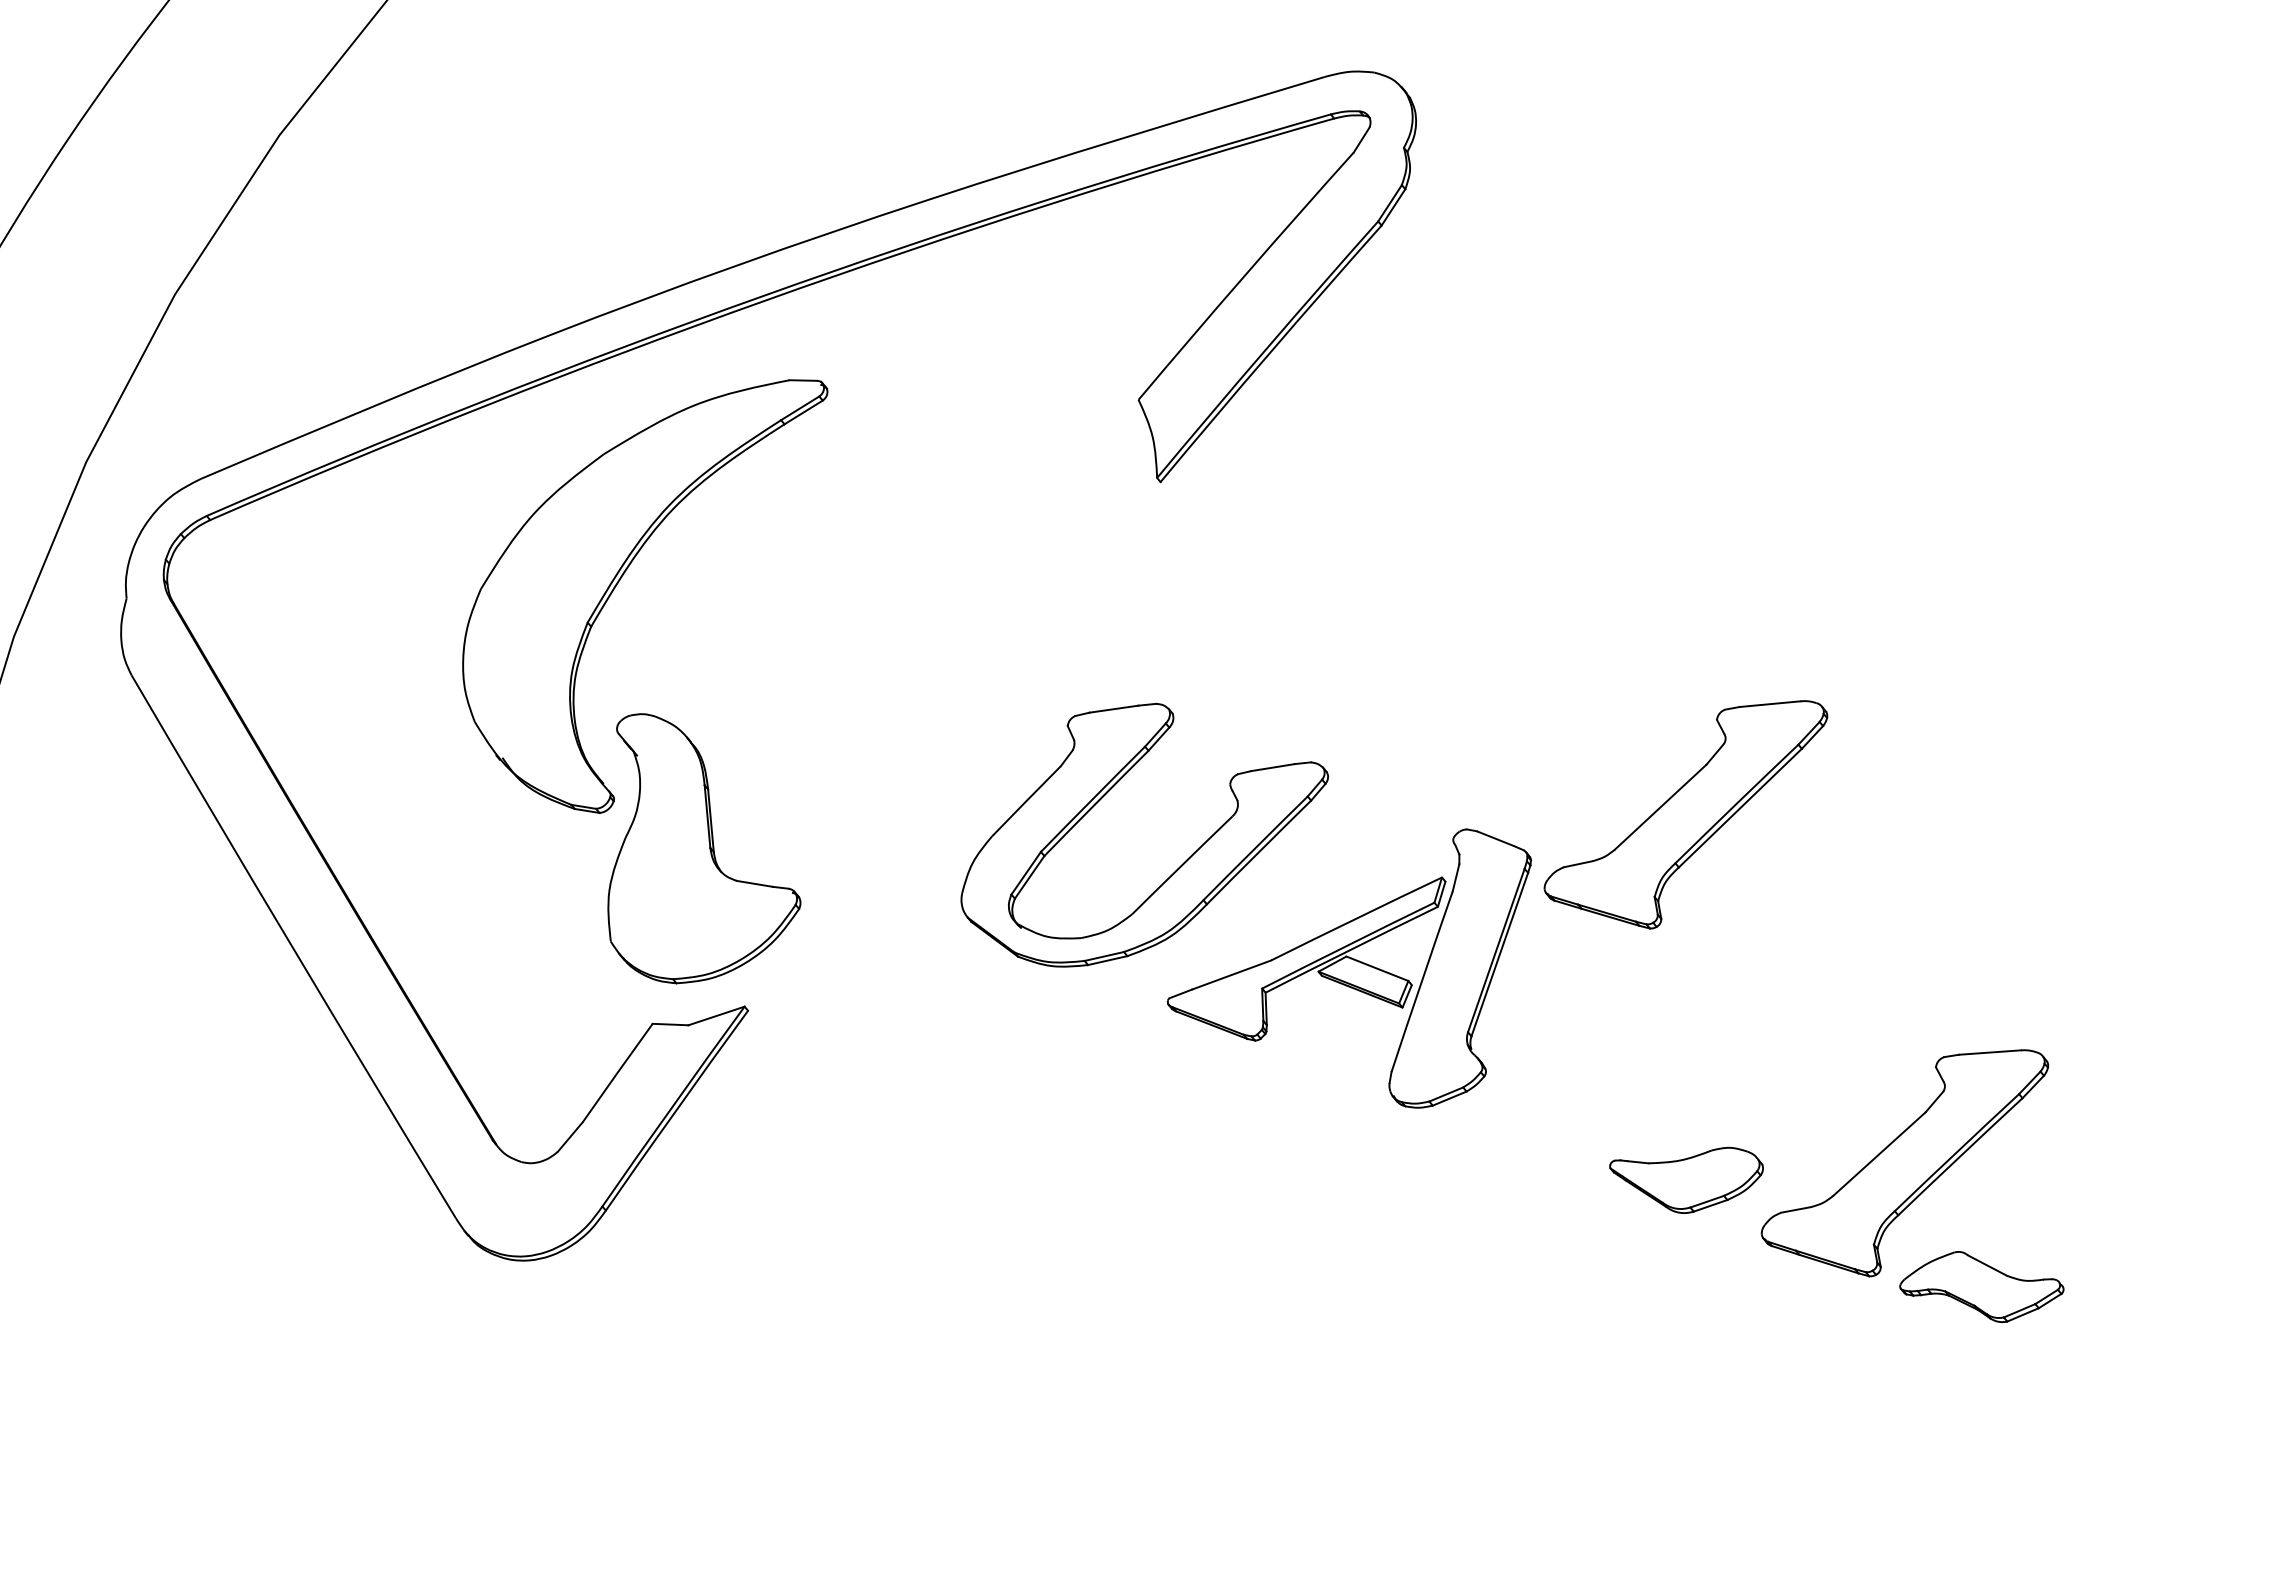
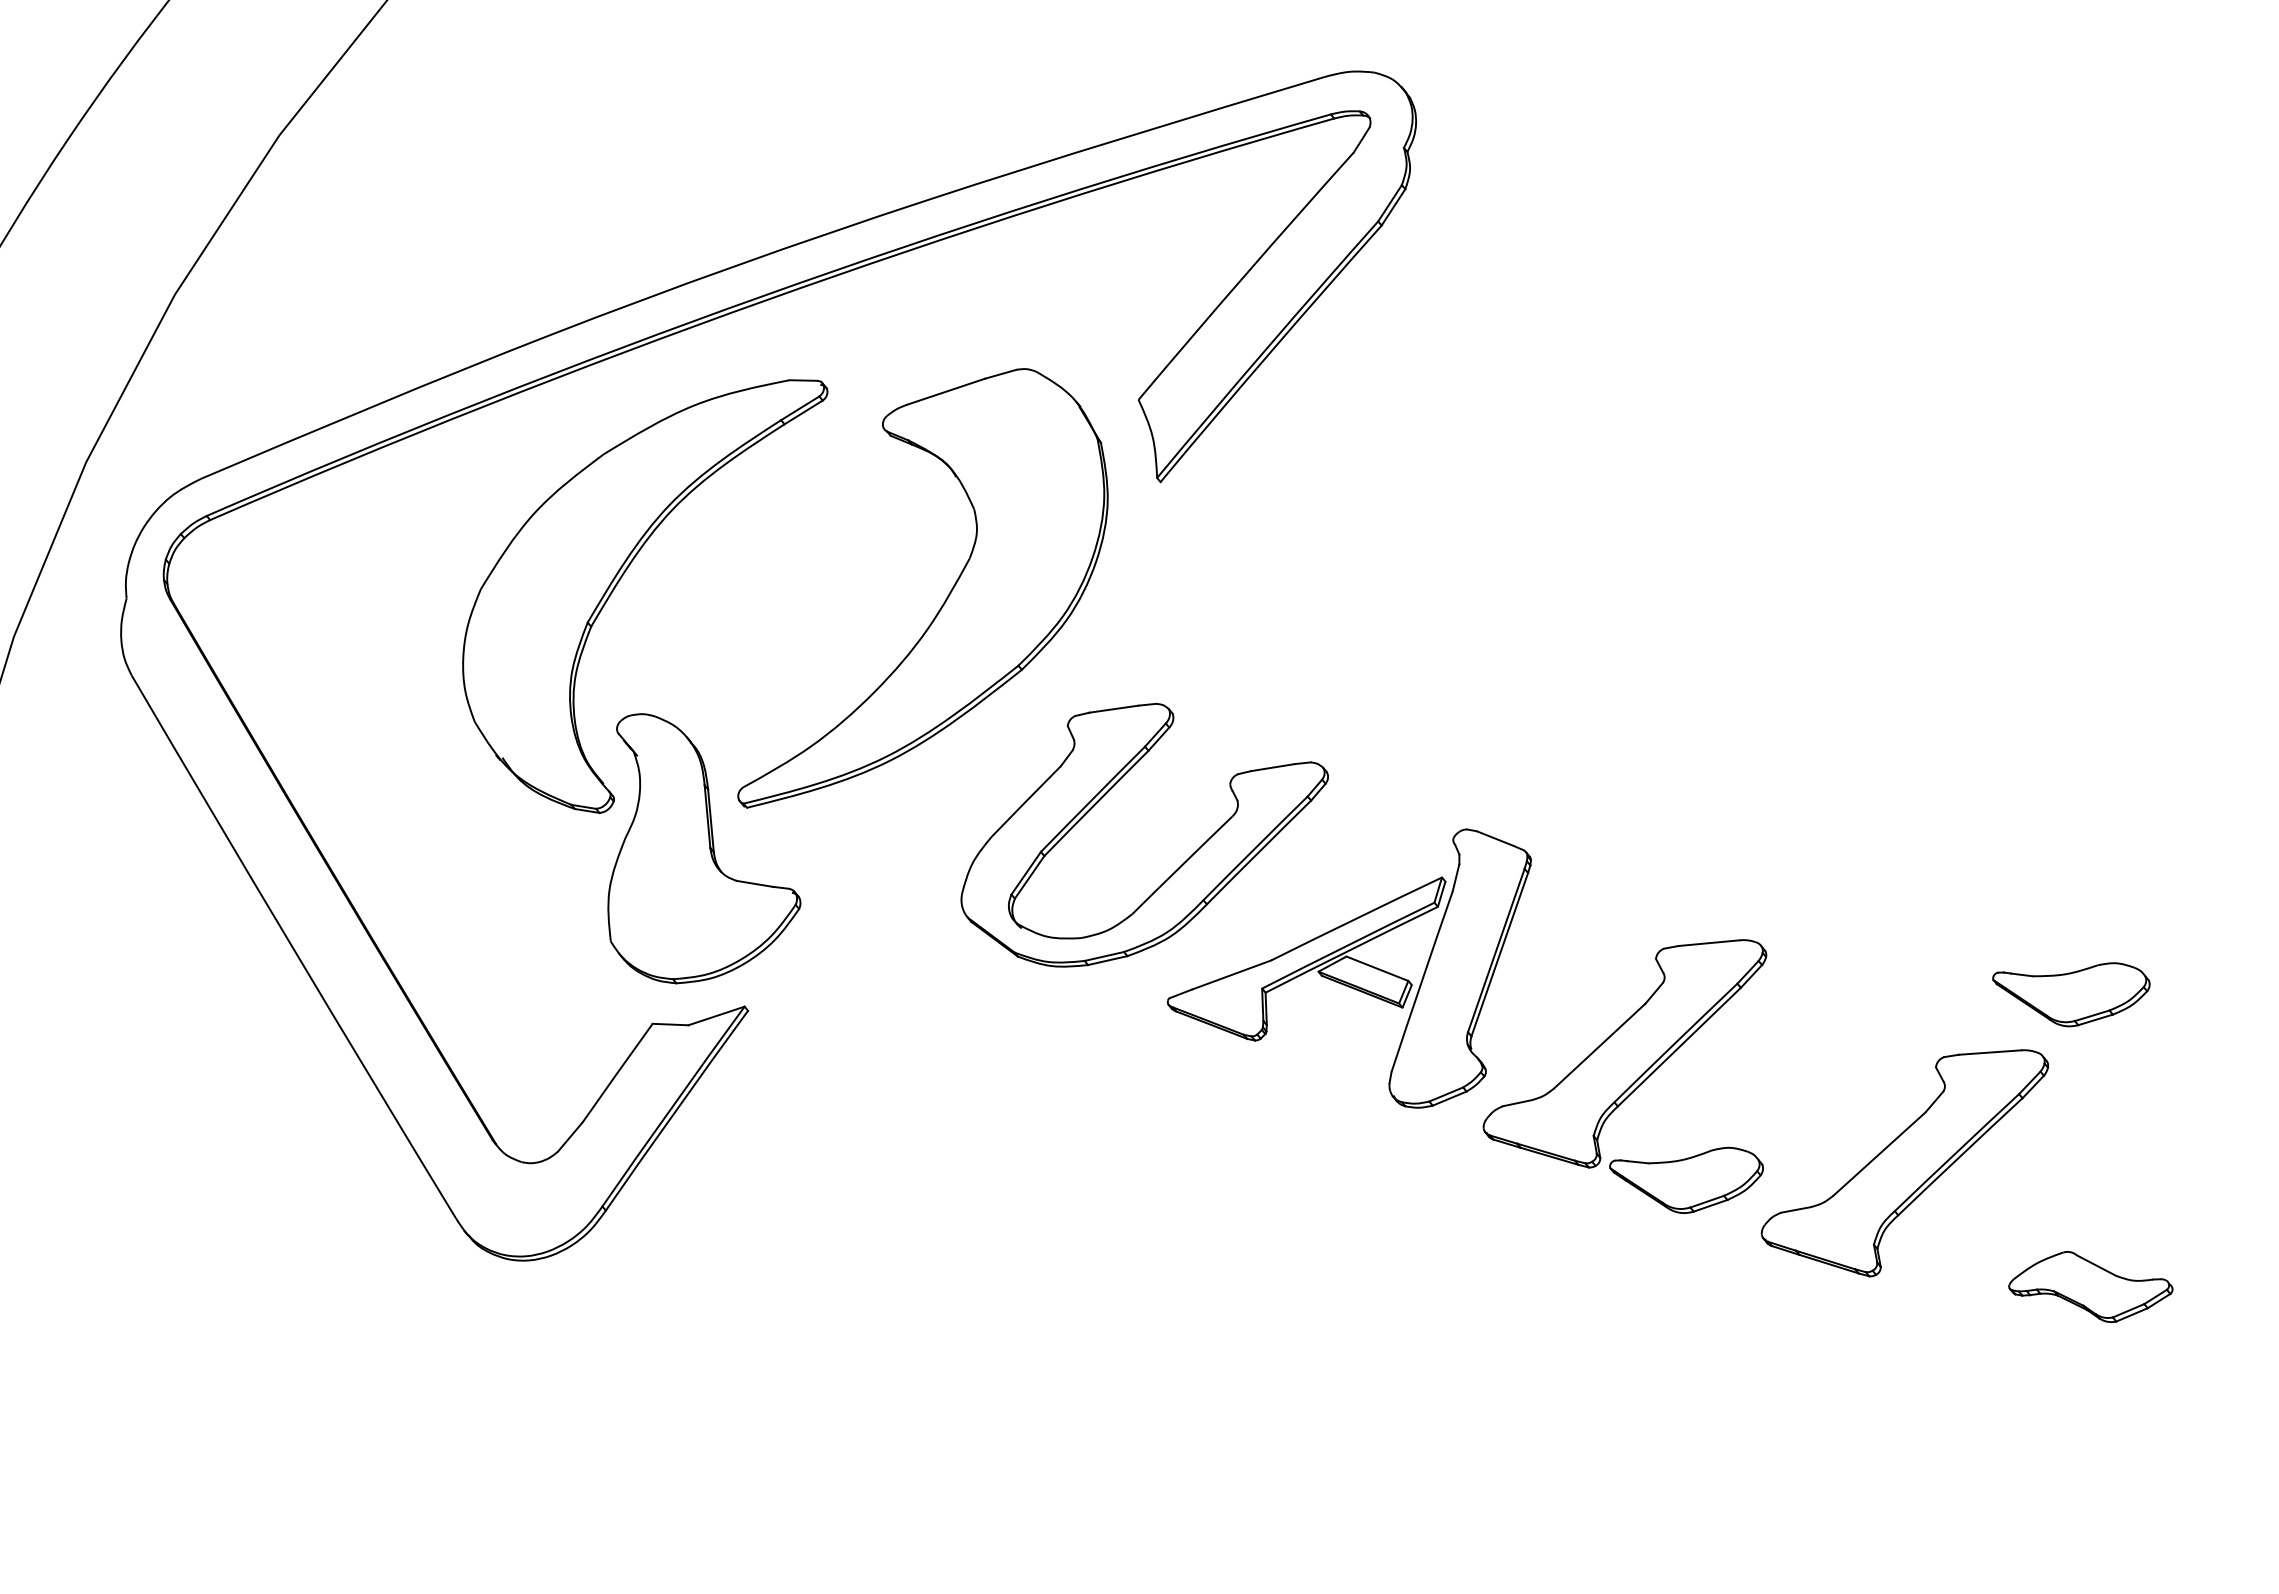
part: none -> present (943, 602)
part position: (1685, 814) -> (1624, 1053) (1624, 1053)
part: none -> present (2071, 994)
part position: (1981, 1286) -> (2090, 1286) (2090, 1286)
